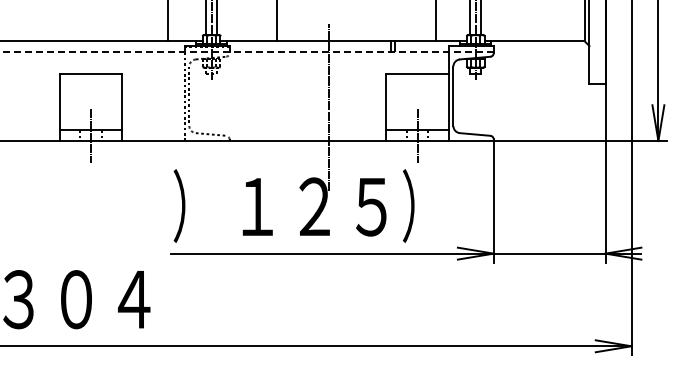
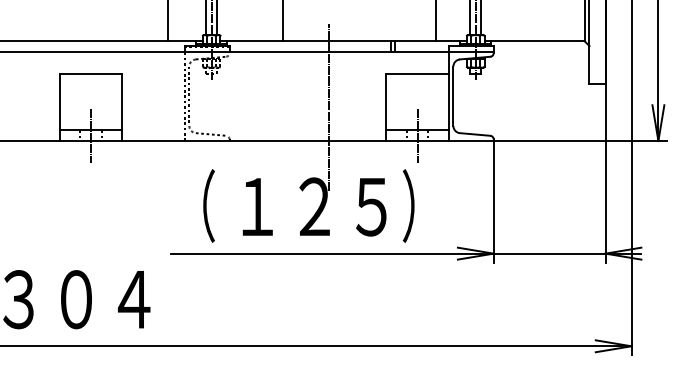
line position: (276, 21) -> (282, 21) (282, 21)
line: dashed -> solid (246, 51)
text: ） -> （ (193, 205)
